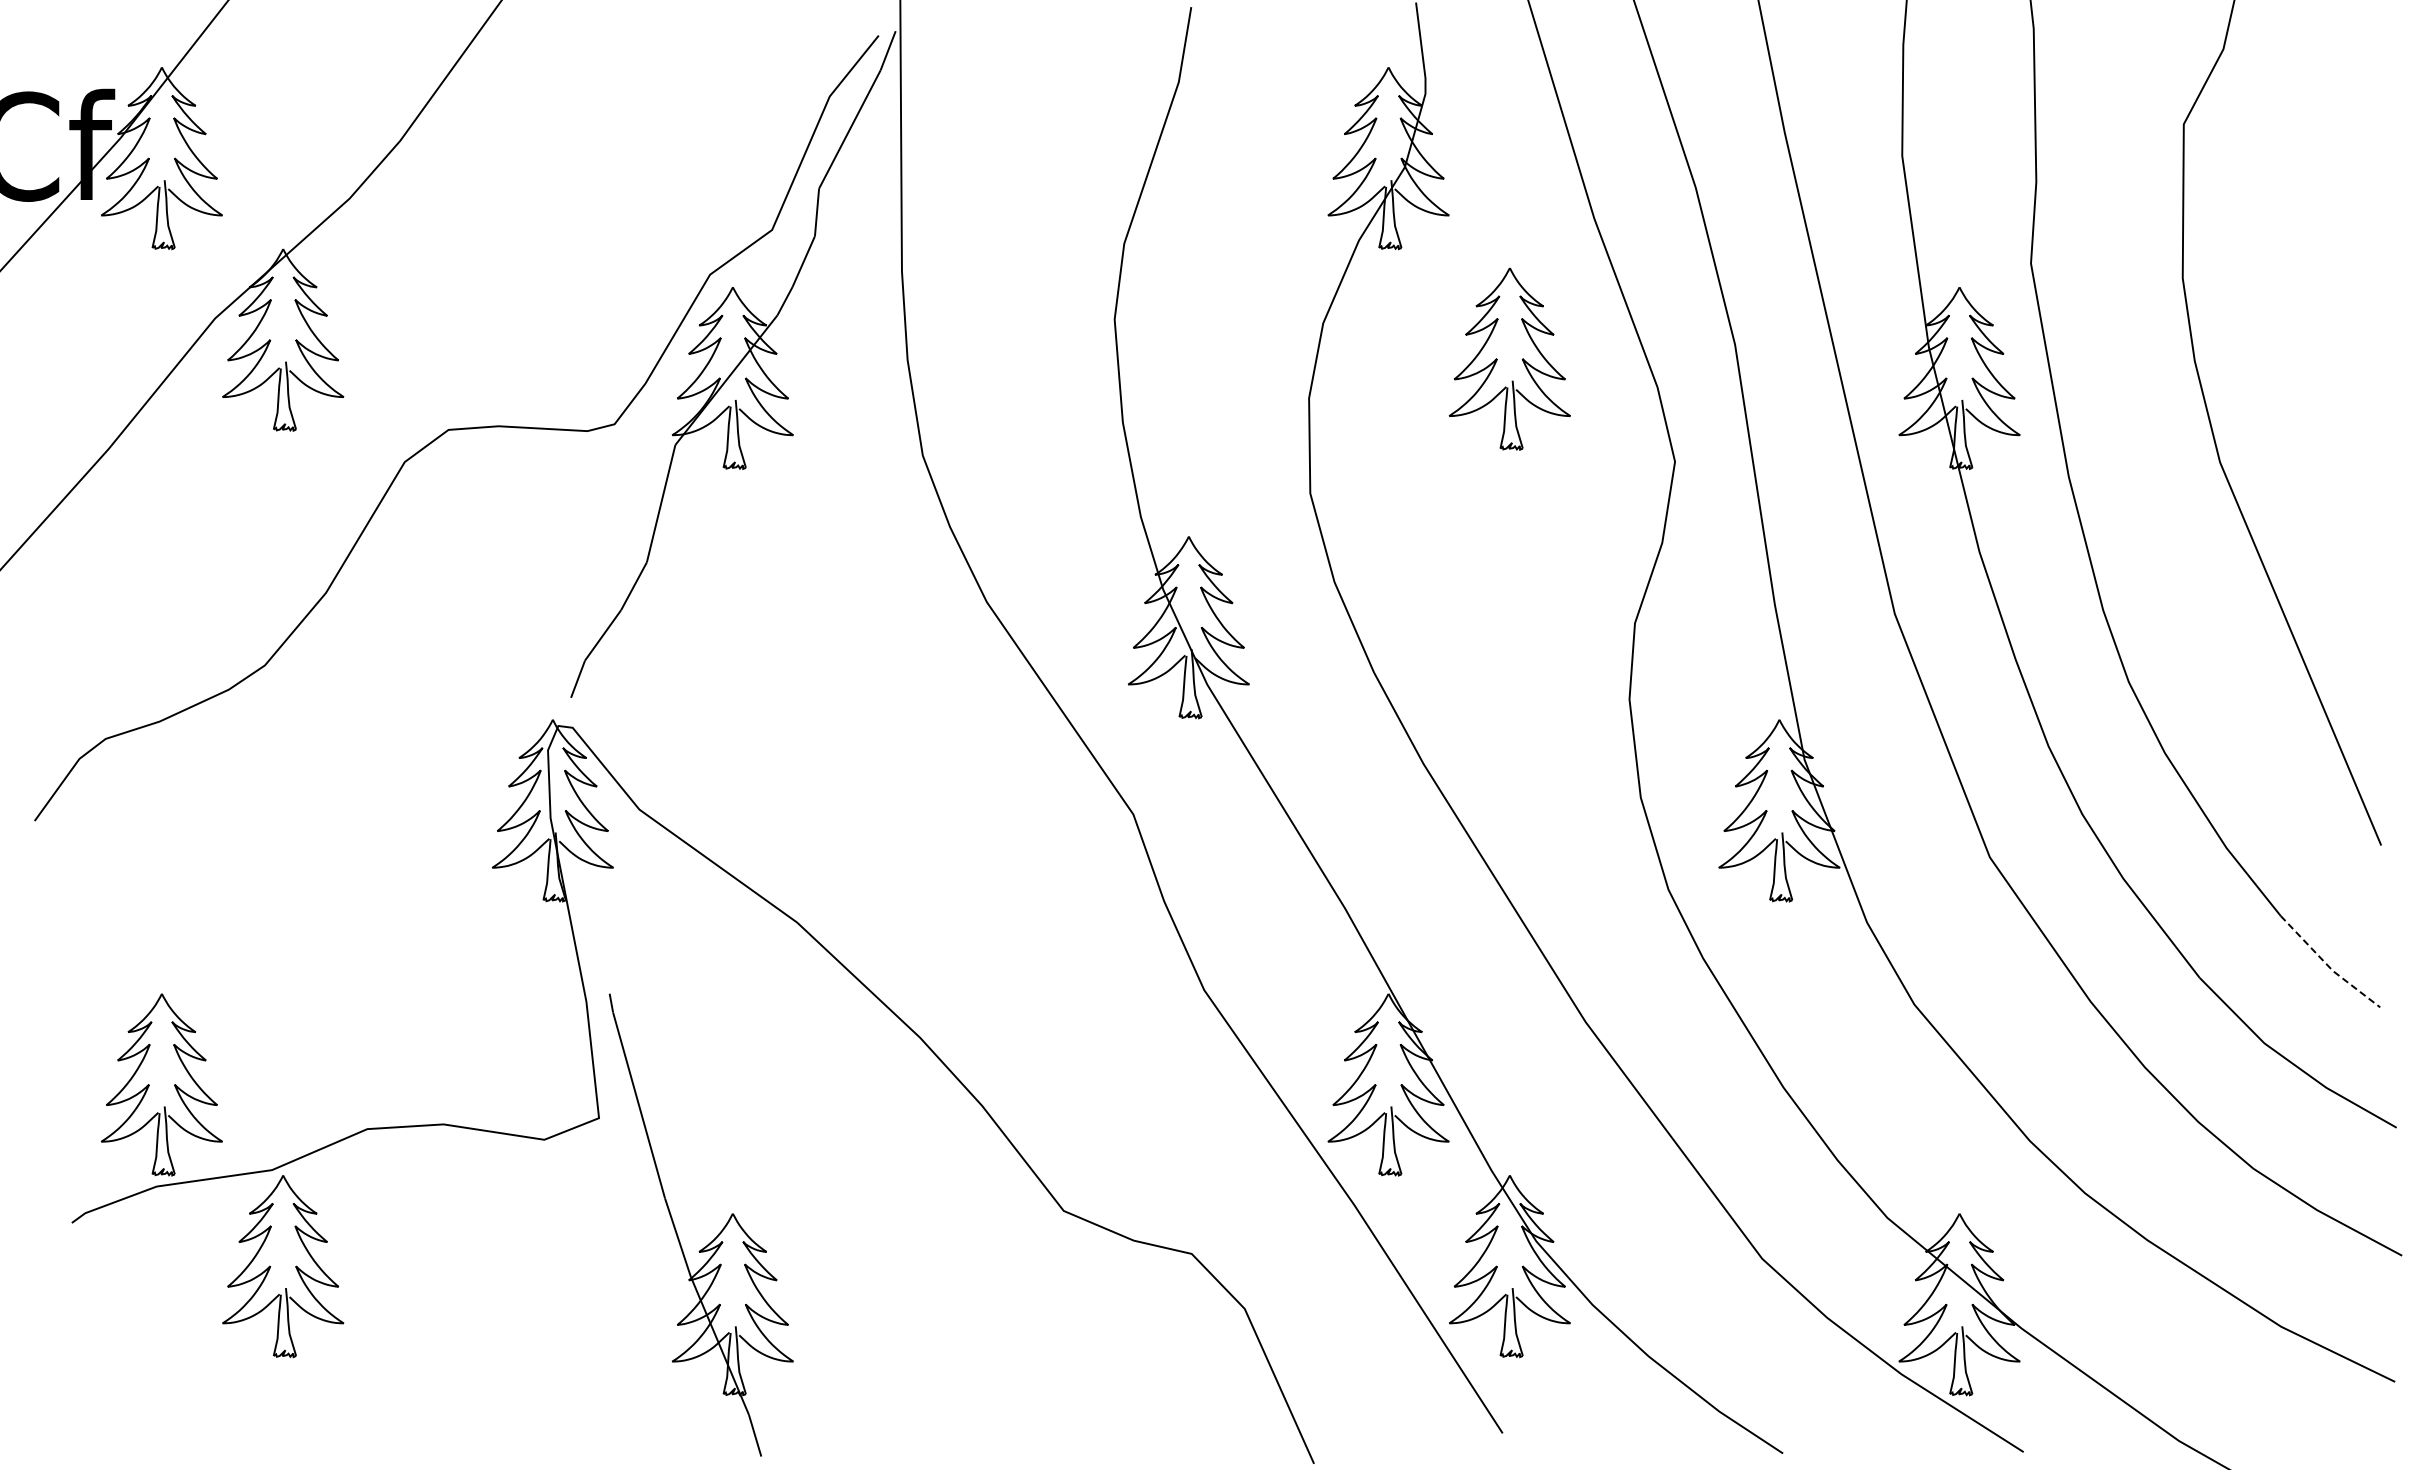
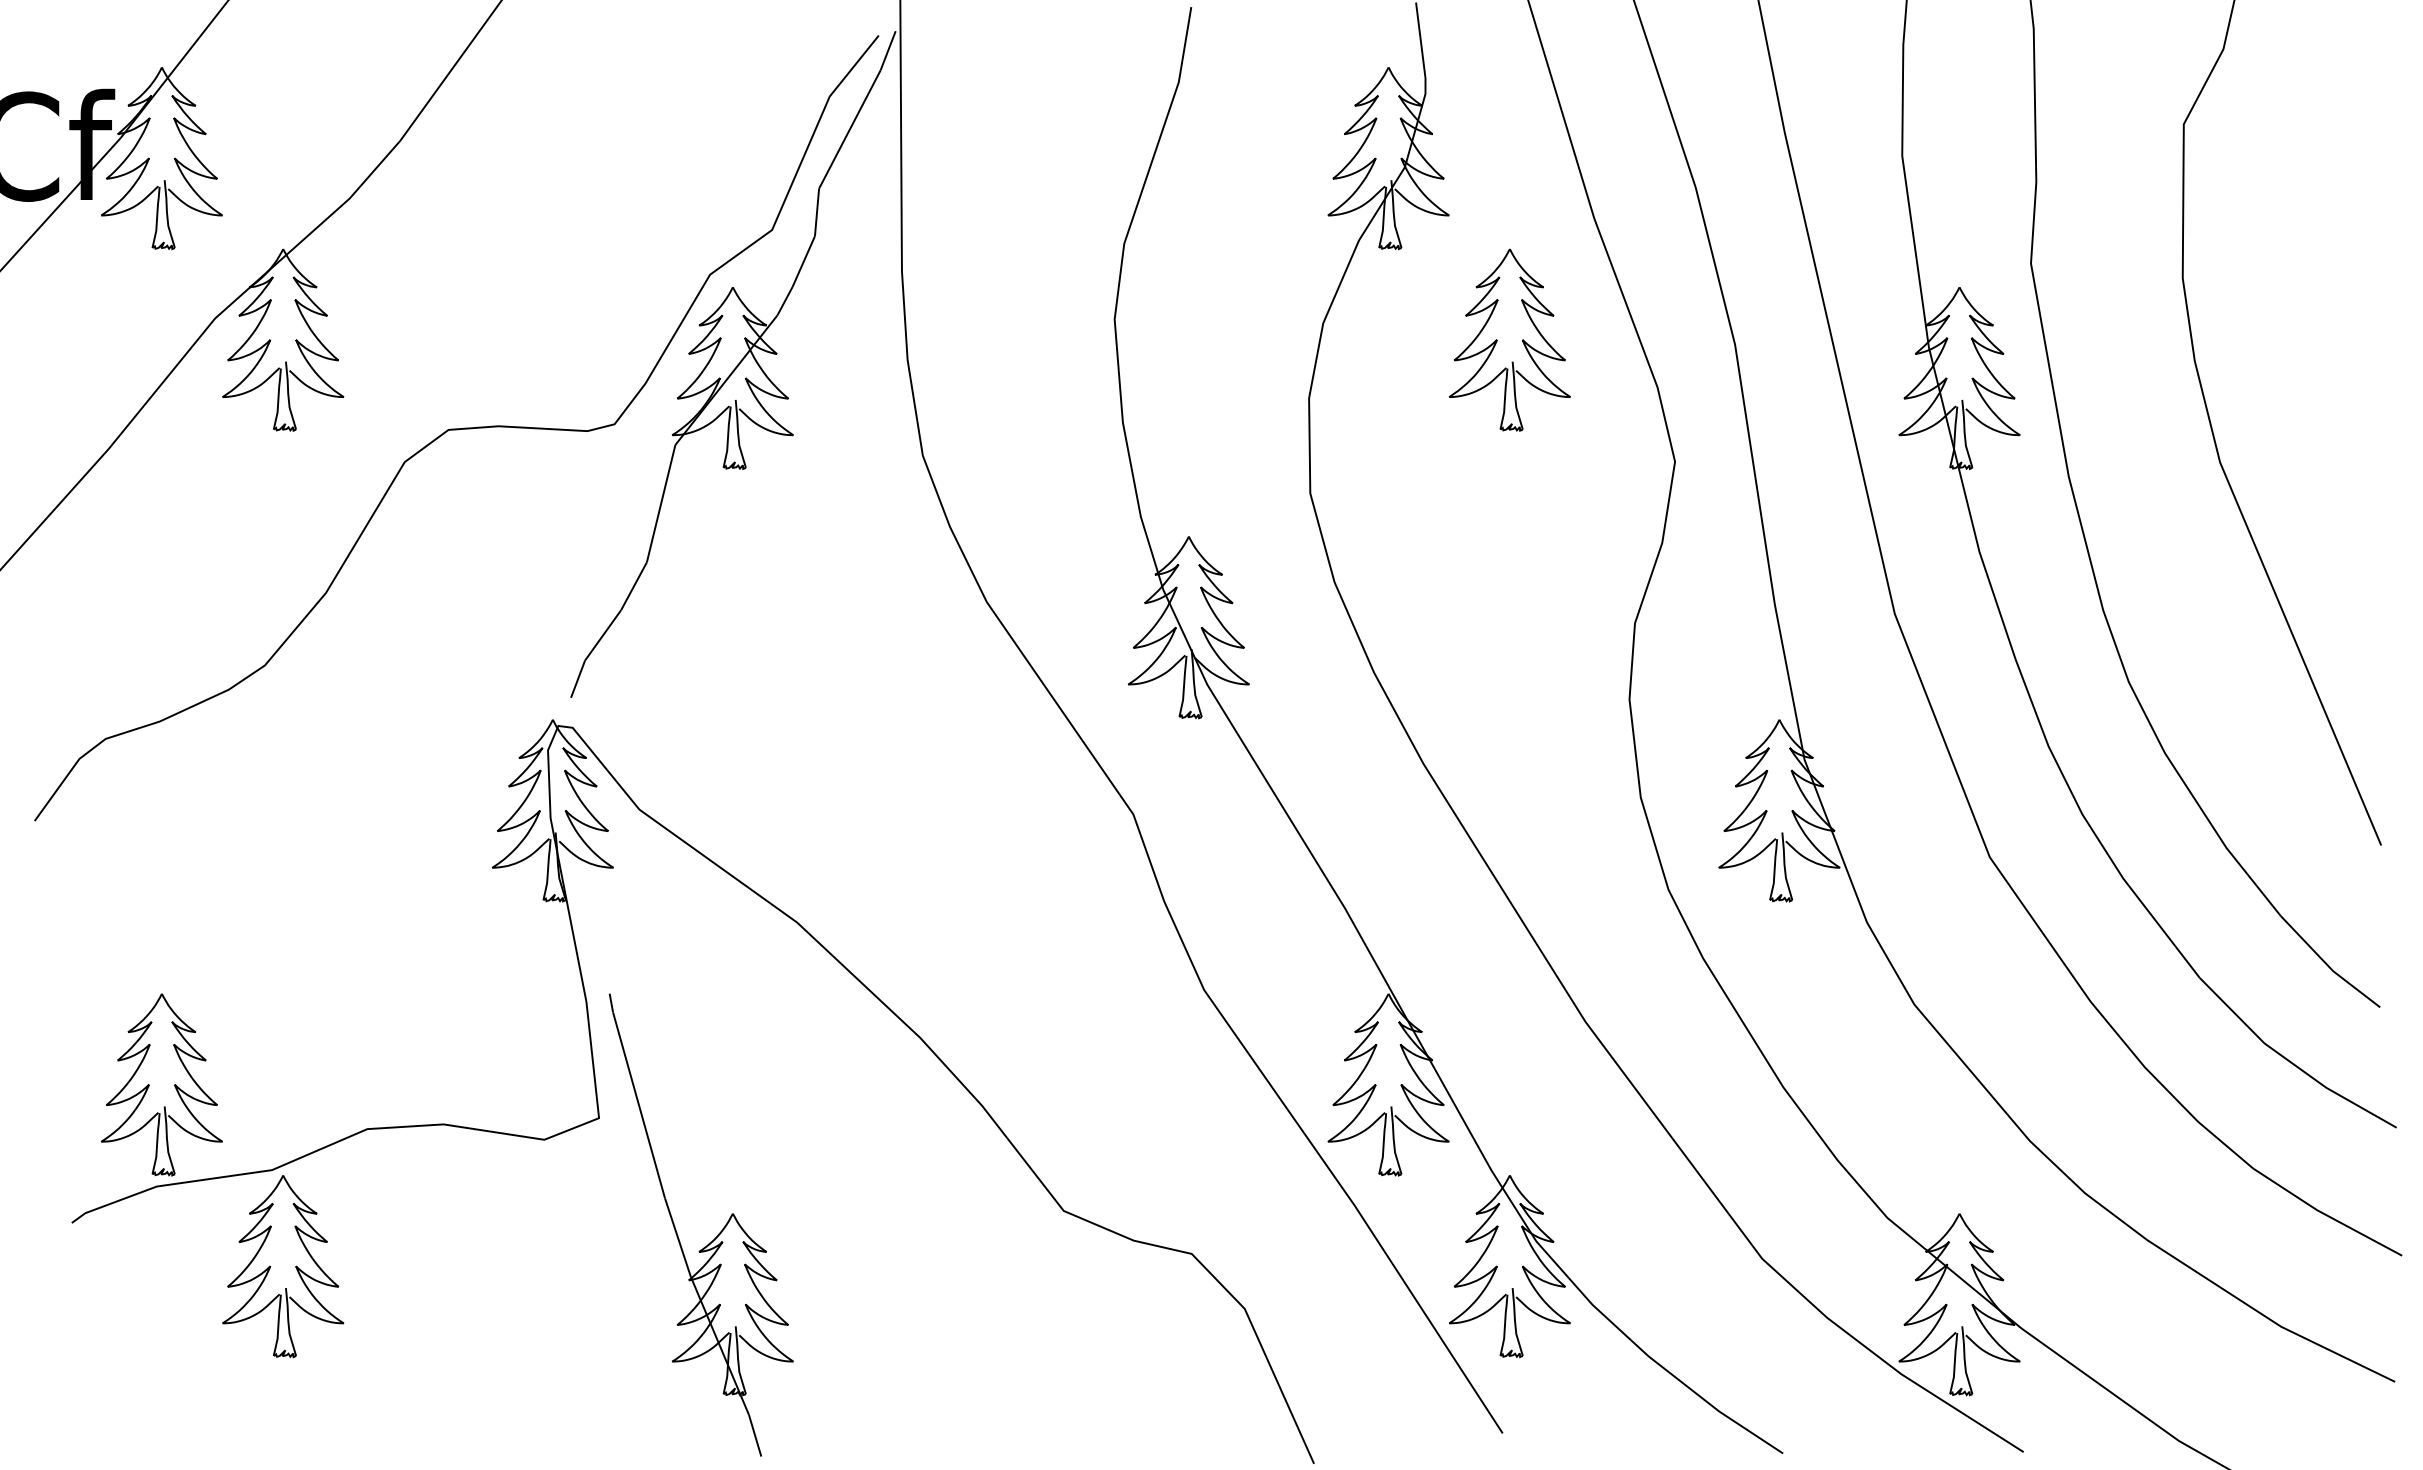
part position: (1509, 358) -> (1509, 339) (1509, 339)
line: dashed -> solid (2327, 965)
